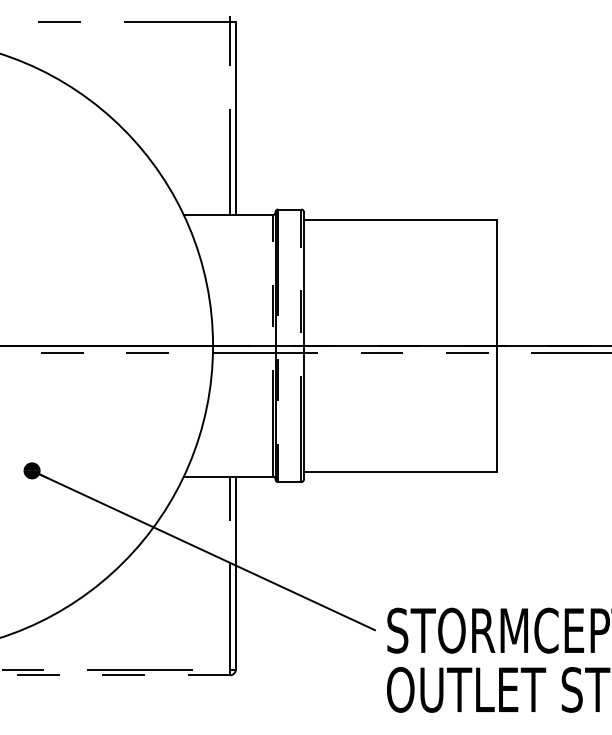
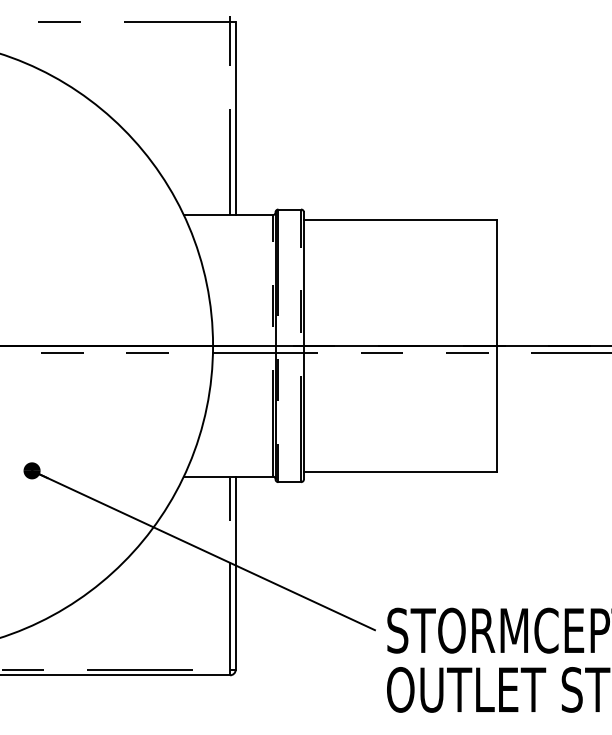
line: dashed -> solid (115, 675)
